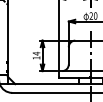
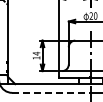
line: solid -> dashed (51, 92)
